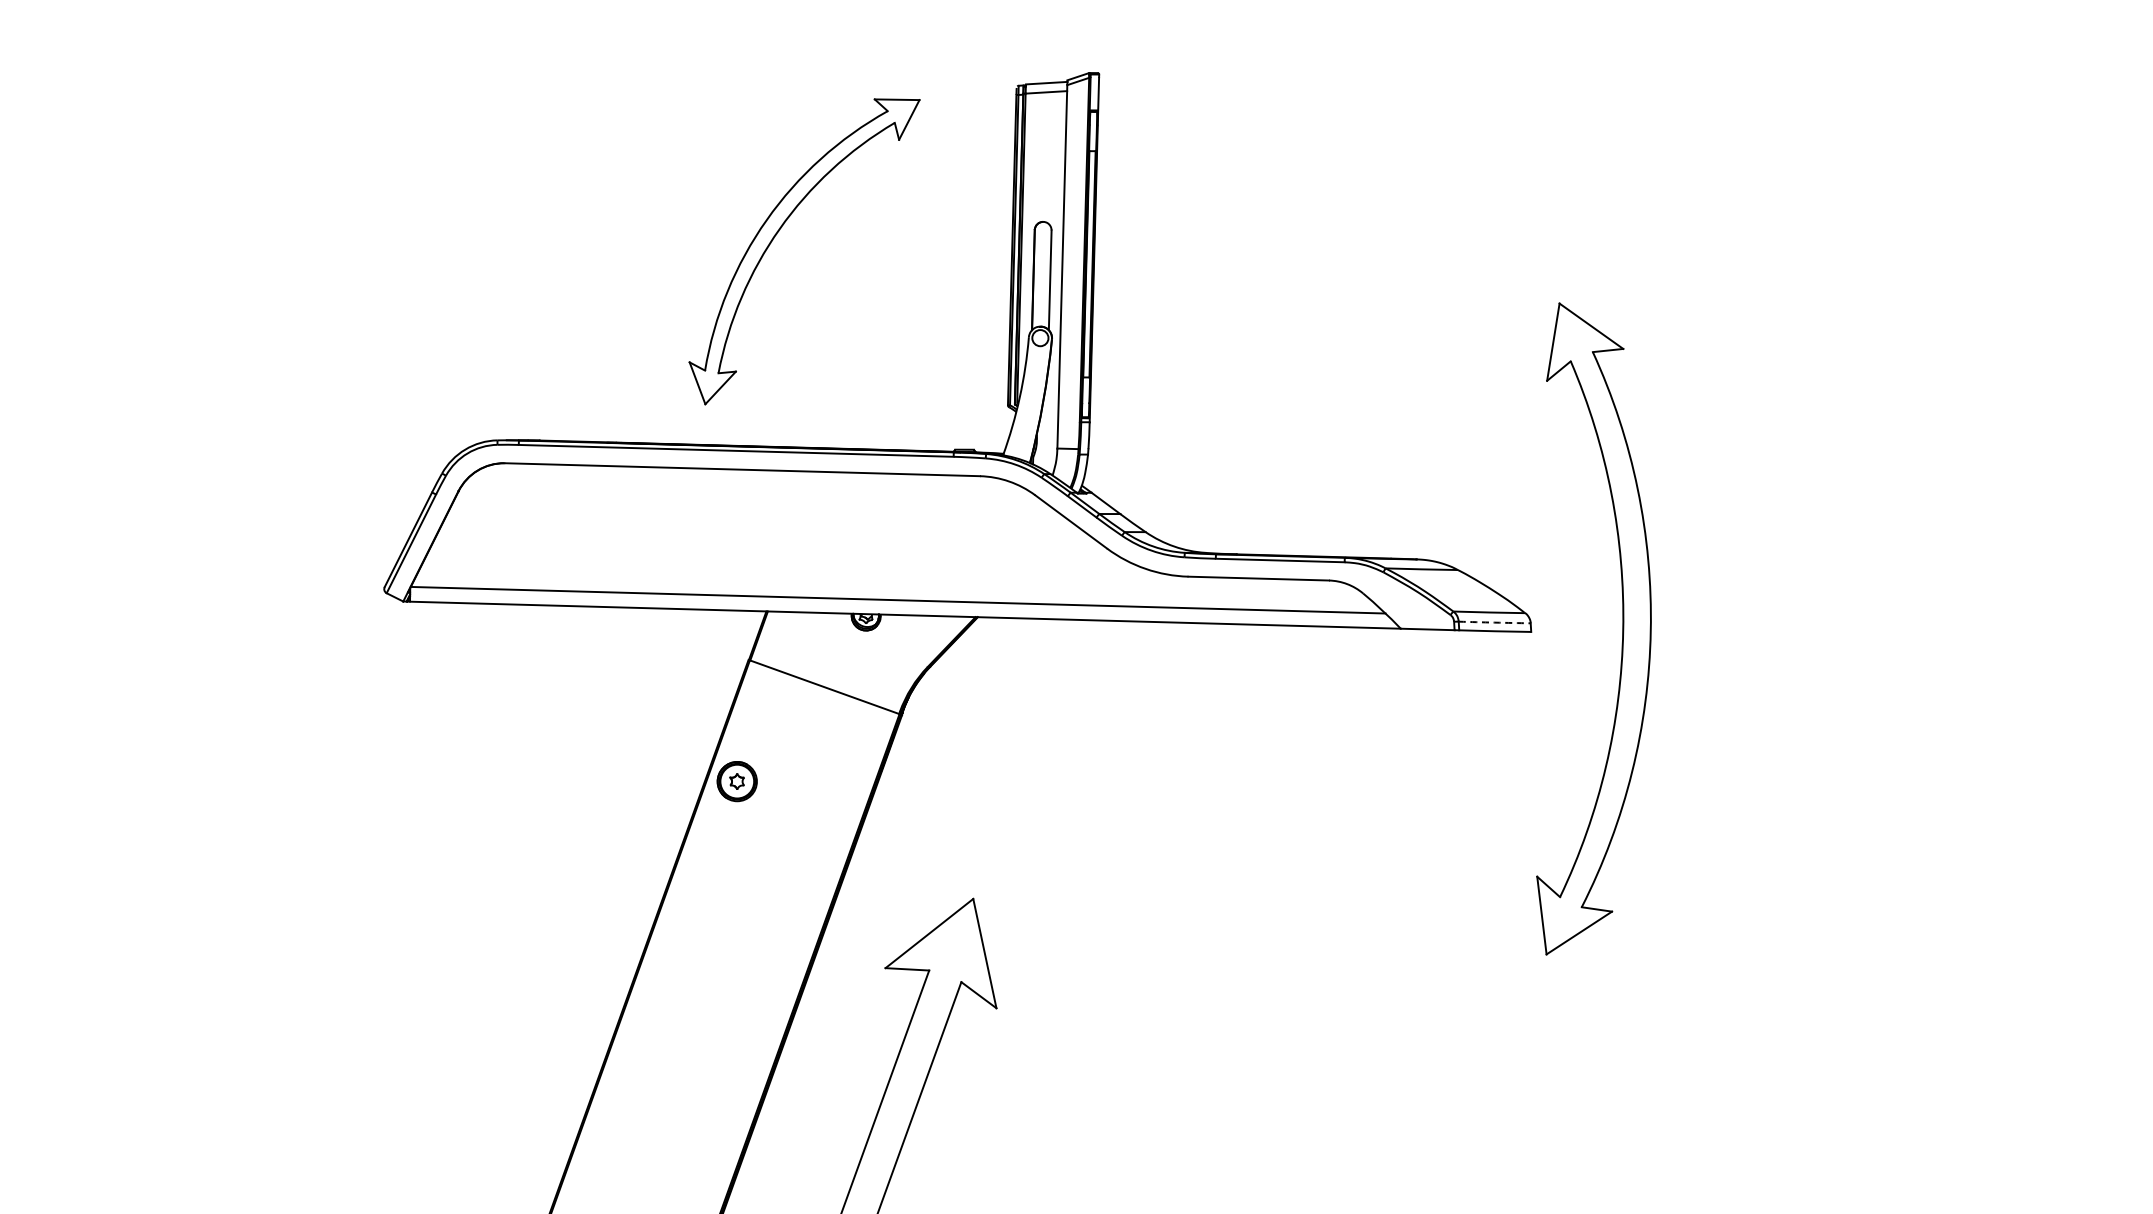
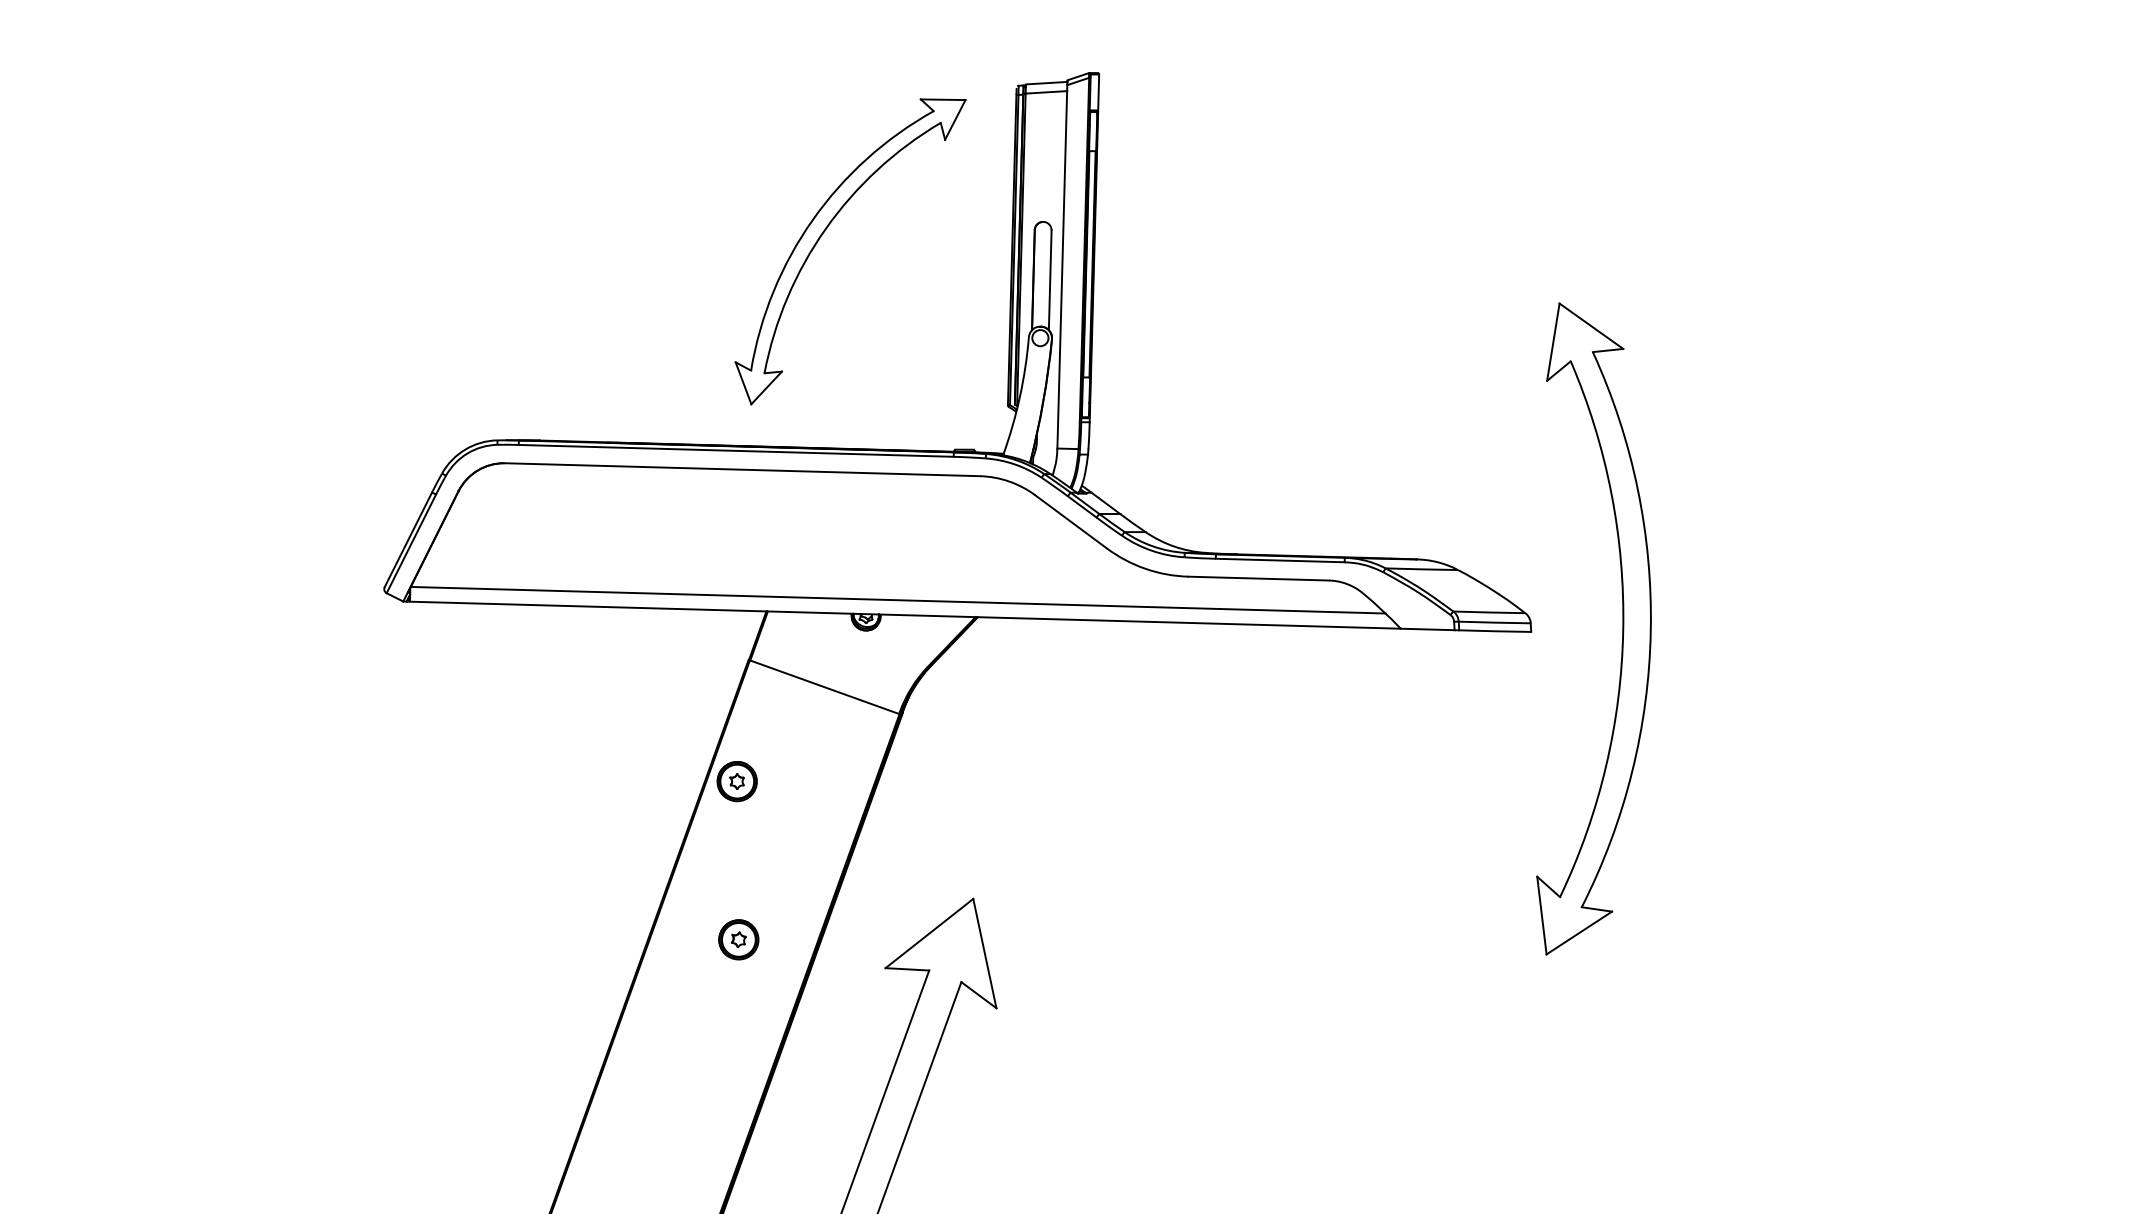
part position: (777, 234) -> (823, 234) (823, 234)
arc: dashed -> solid (1494, 622)
part: none -> present (738, 939)
